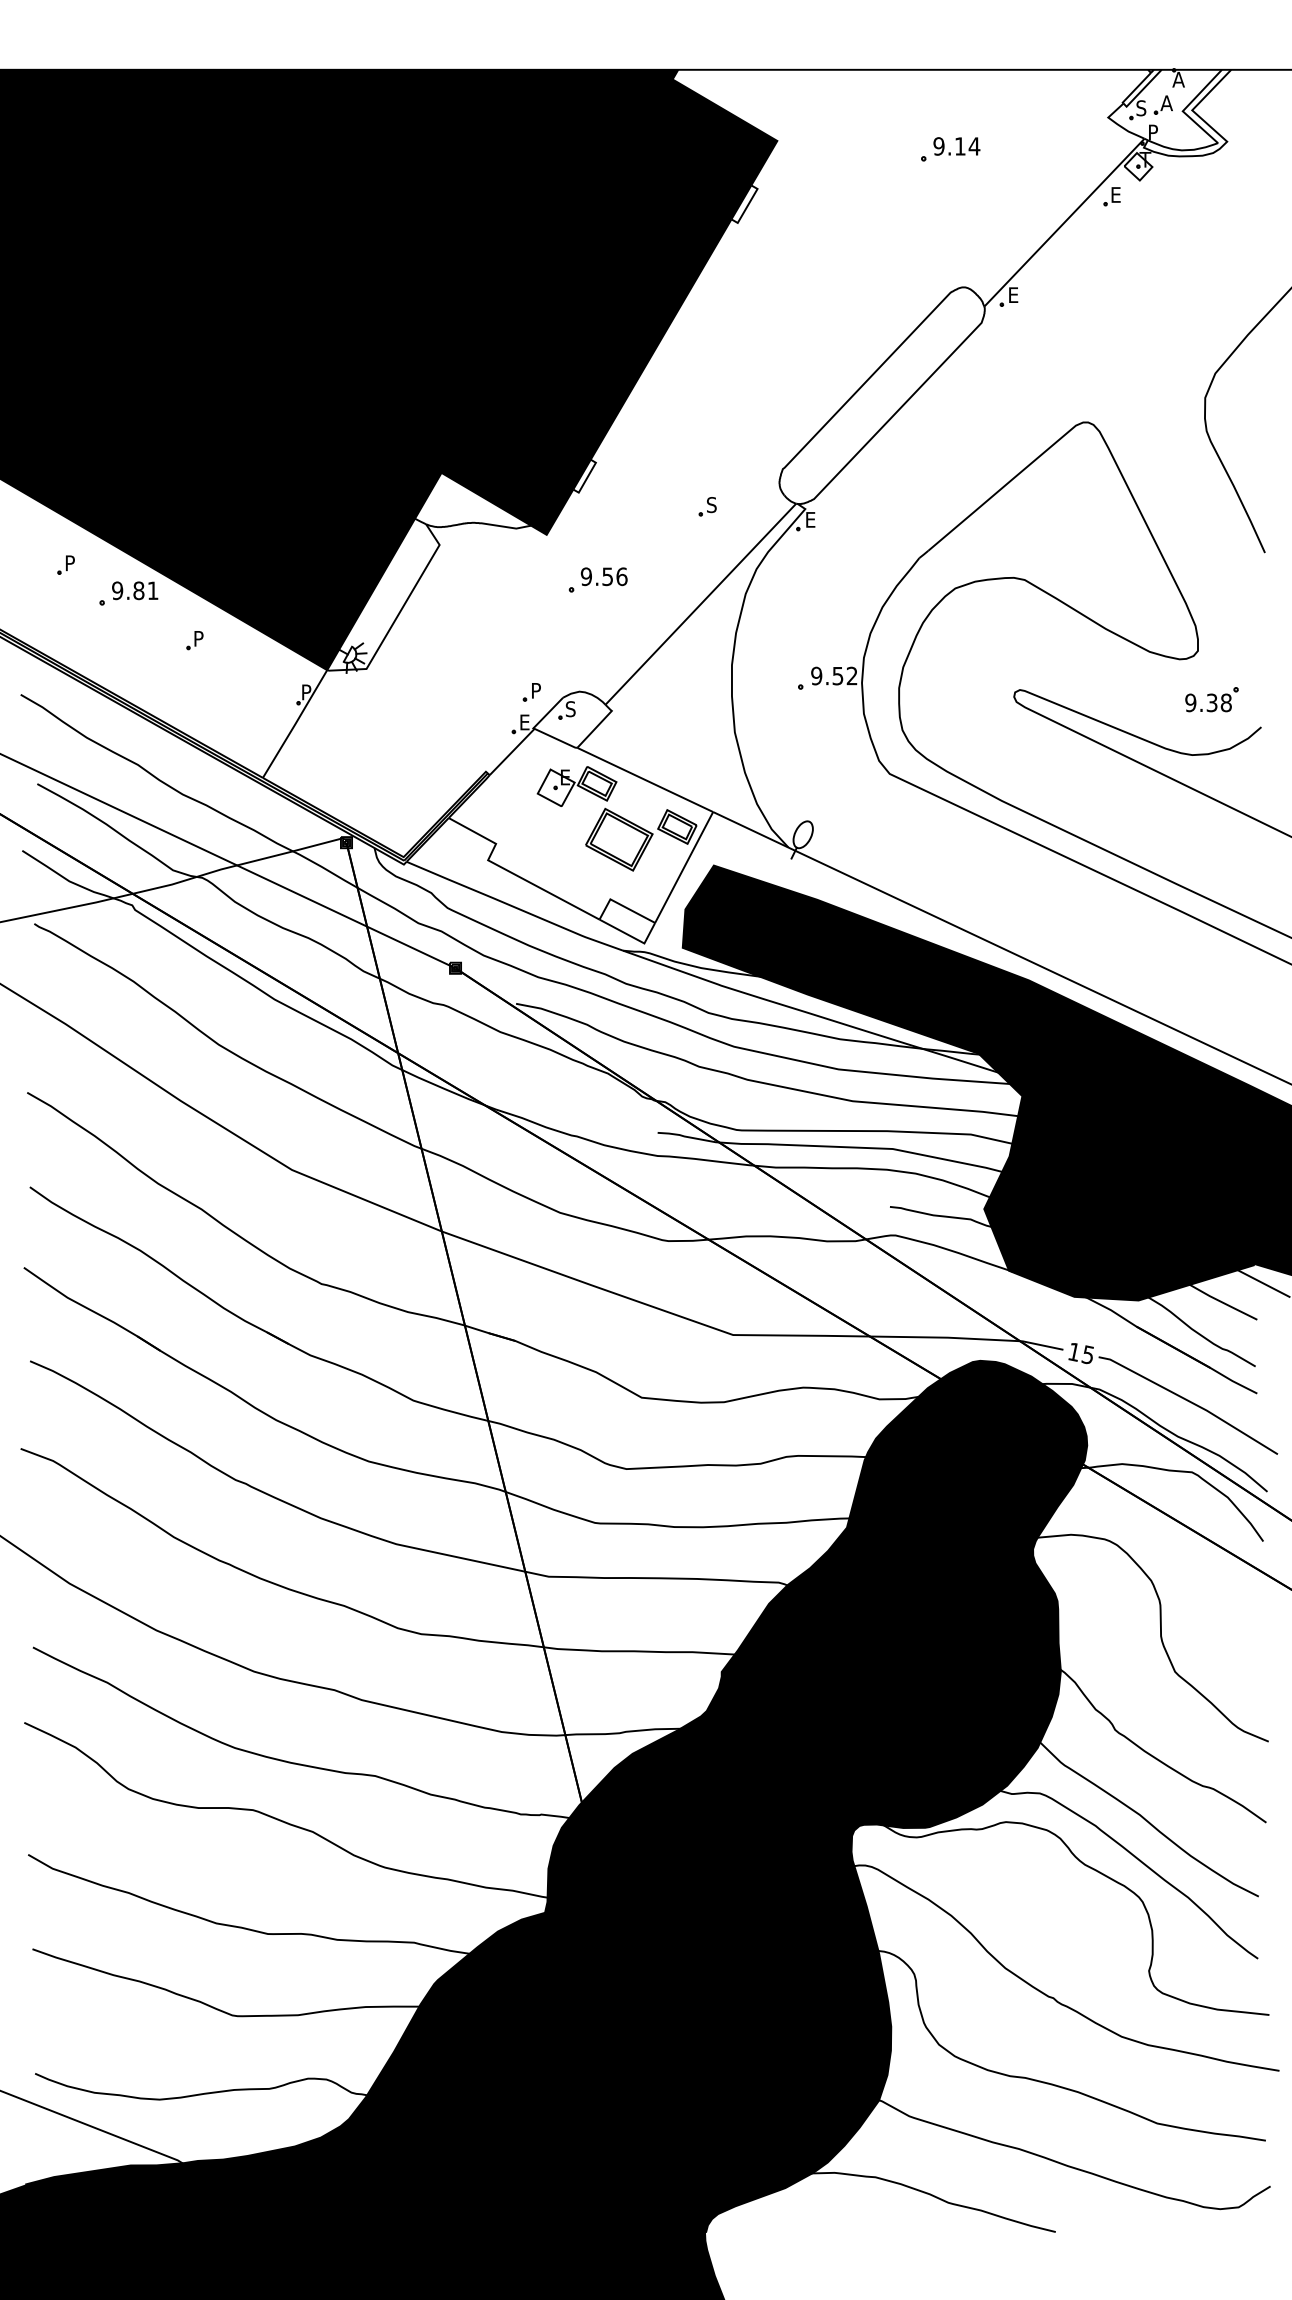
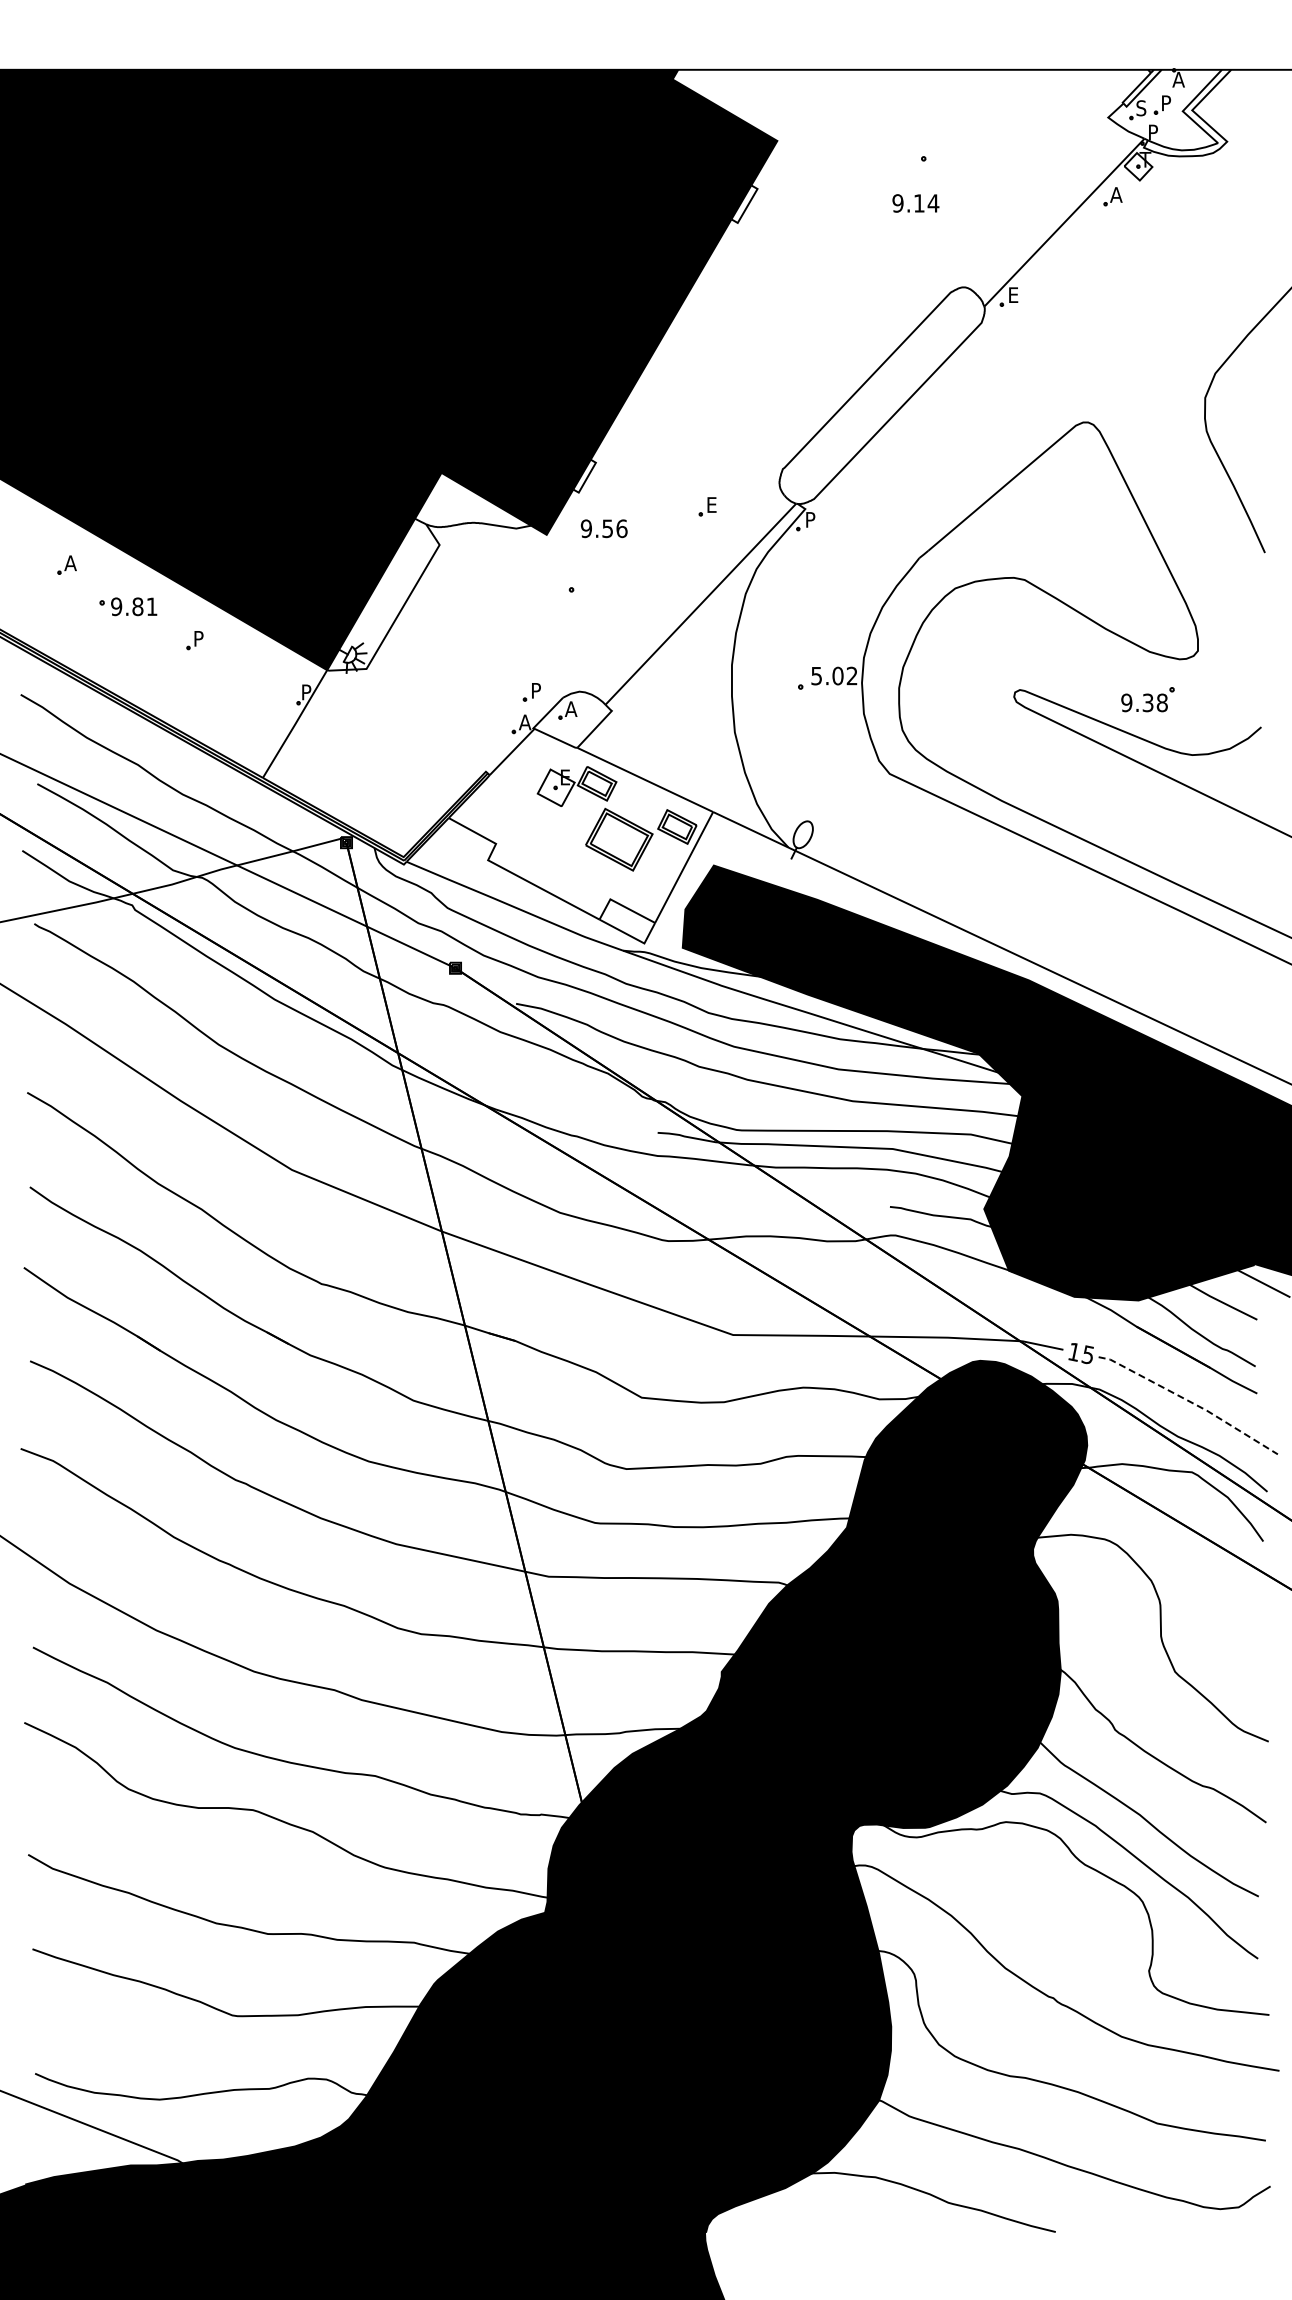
text: A -> P (1166, 103)
text position: (956, 146) -> (915, 203) (915, 203)
text: E -> A (1116, 194)
text: S -> E (711, 505)
text: E -> P (811, 519)
text: P -> A (70, 563)
text position: (603, 576) -> (603, 528) (603, 528)
text position: (135, 590) -> (134, 606) (134, 606)
text: 9.52 -> 5.02 (827, 675)
part position: (1211, 699) -> (1147, 699) (1147, 699)
text: S -> A (570, 709)
text: E -> A (525, 722)
line: solid -> dashed (1190, 1401)
